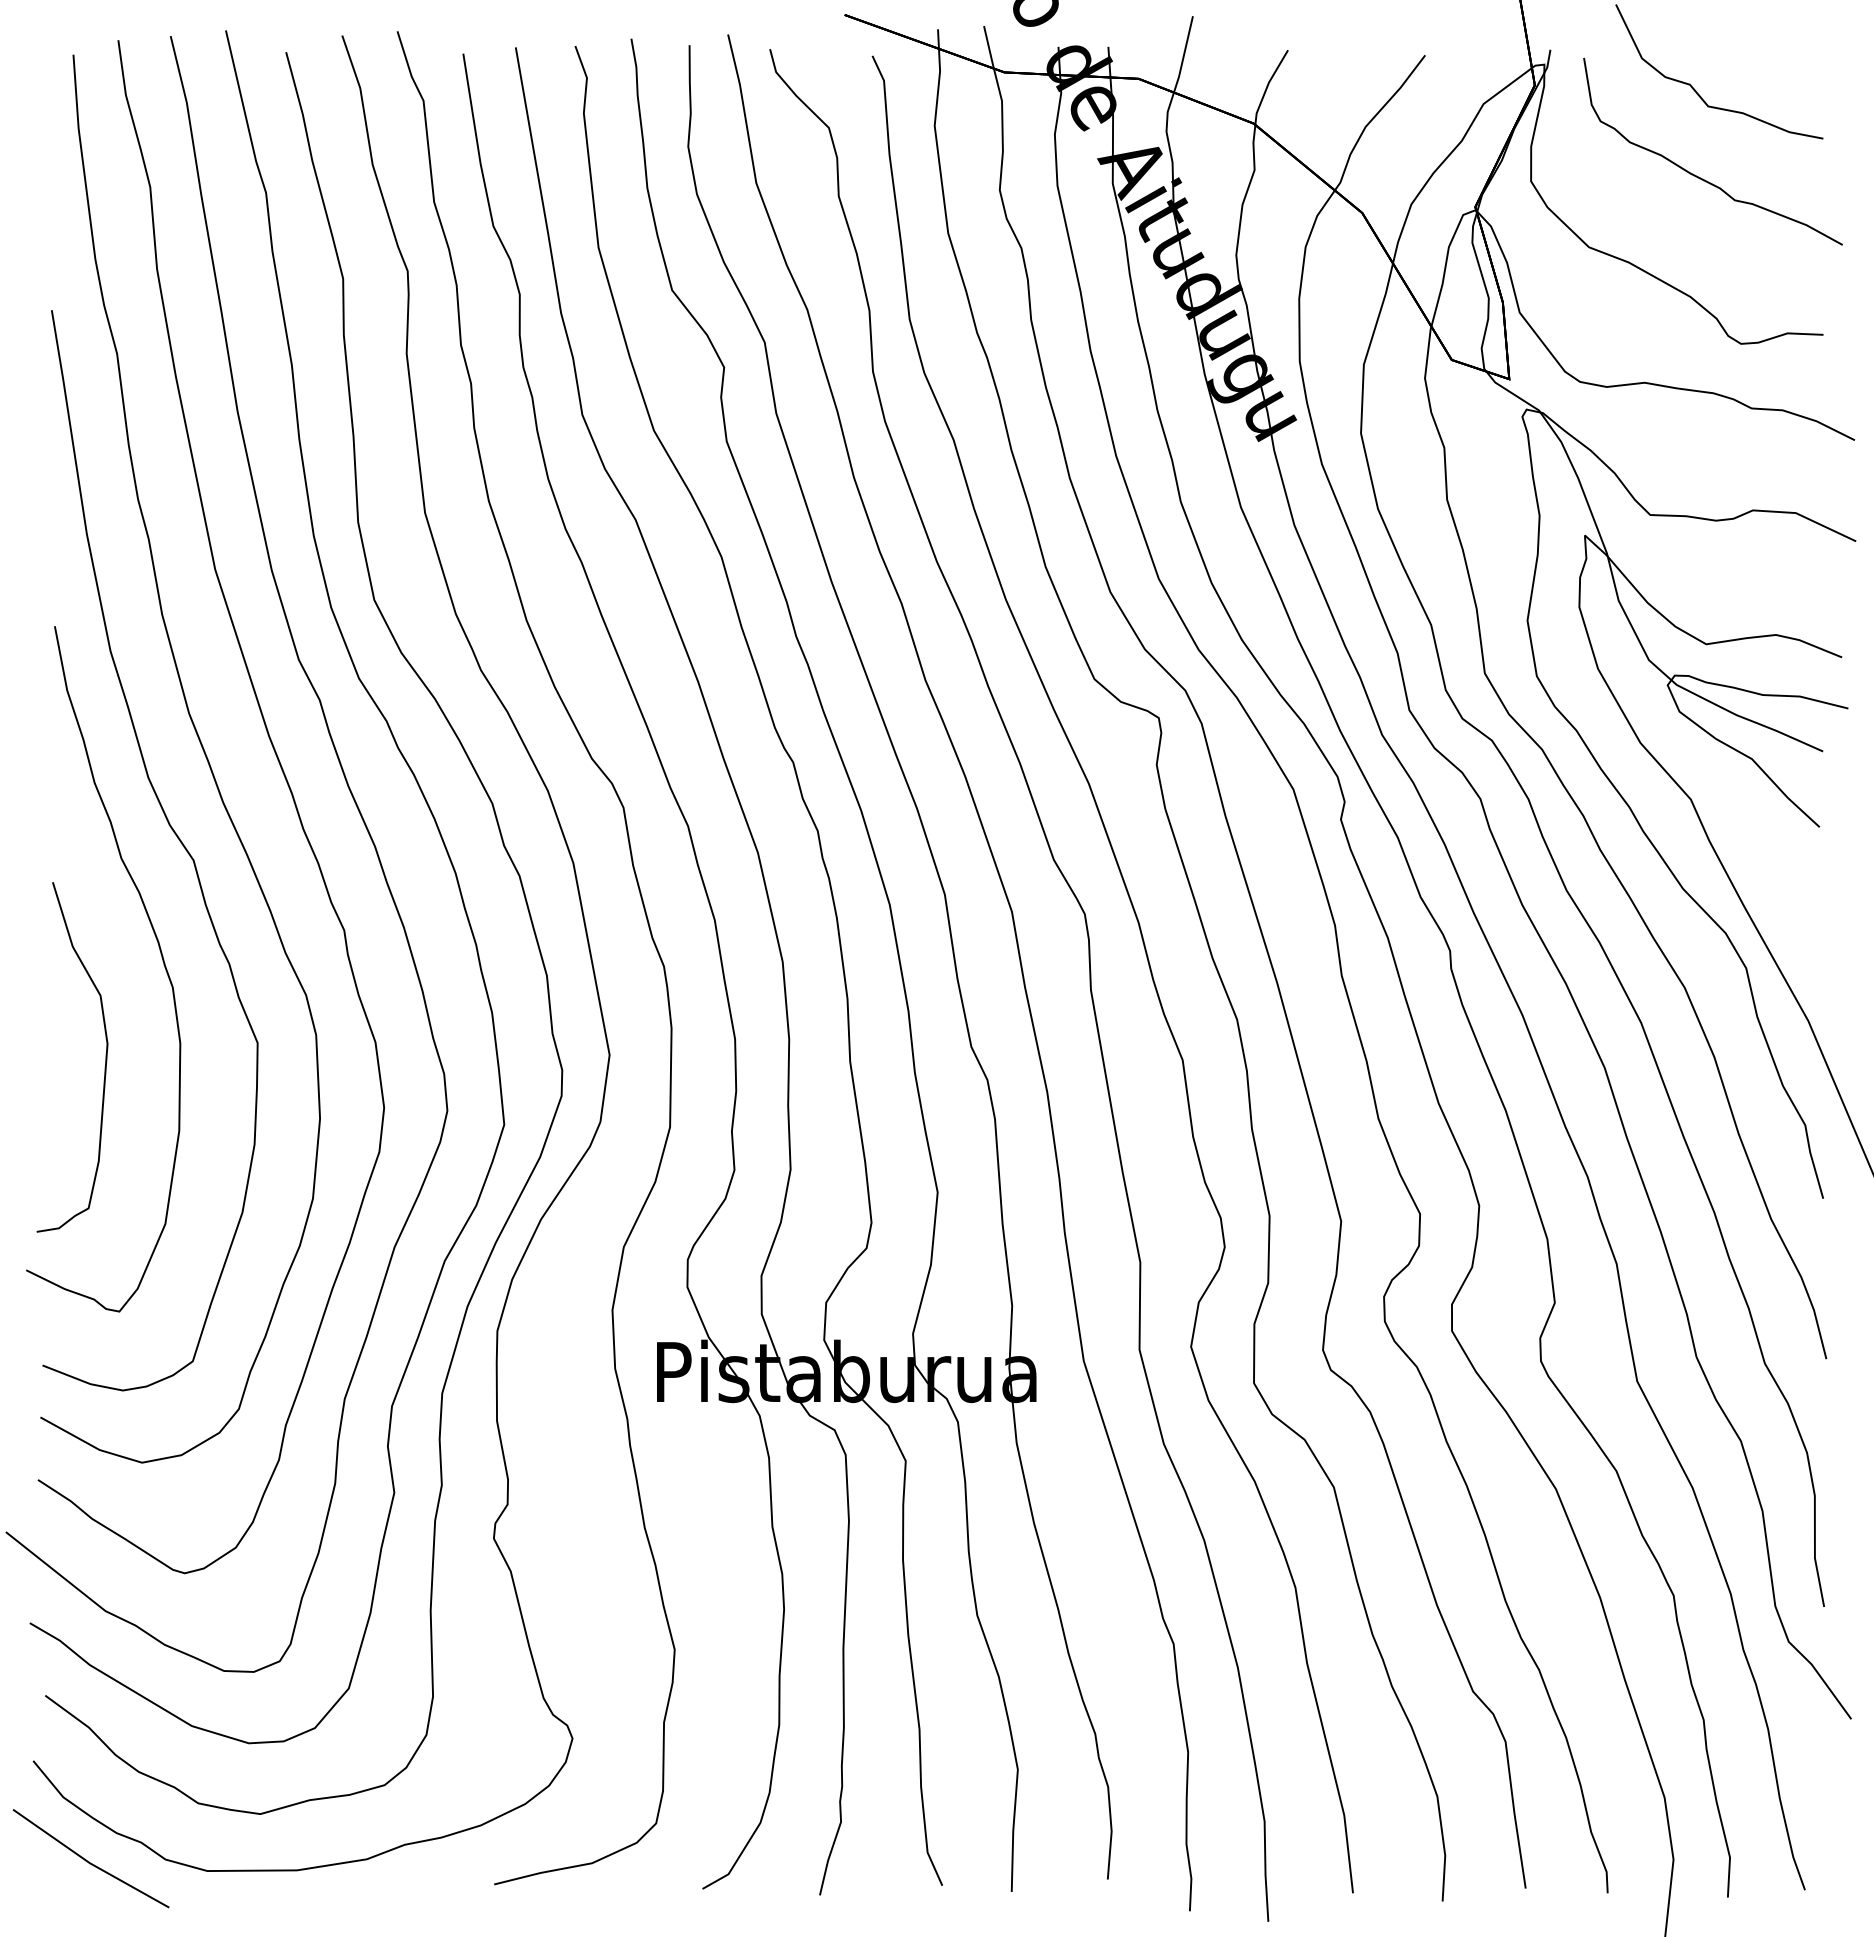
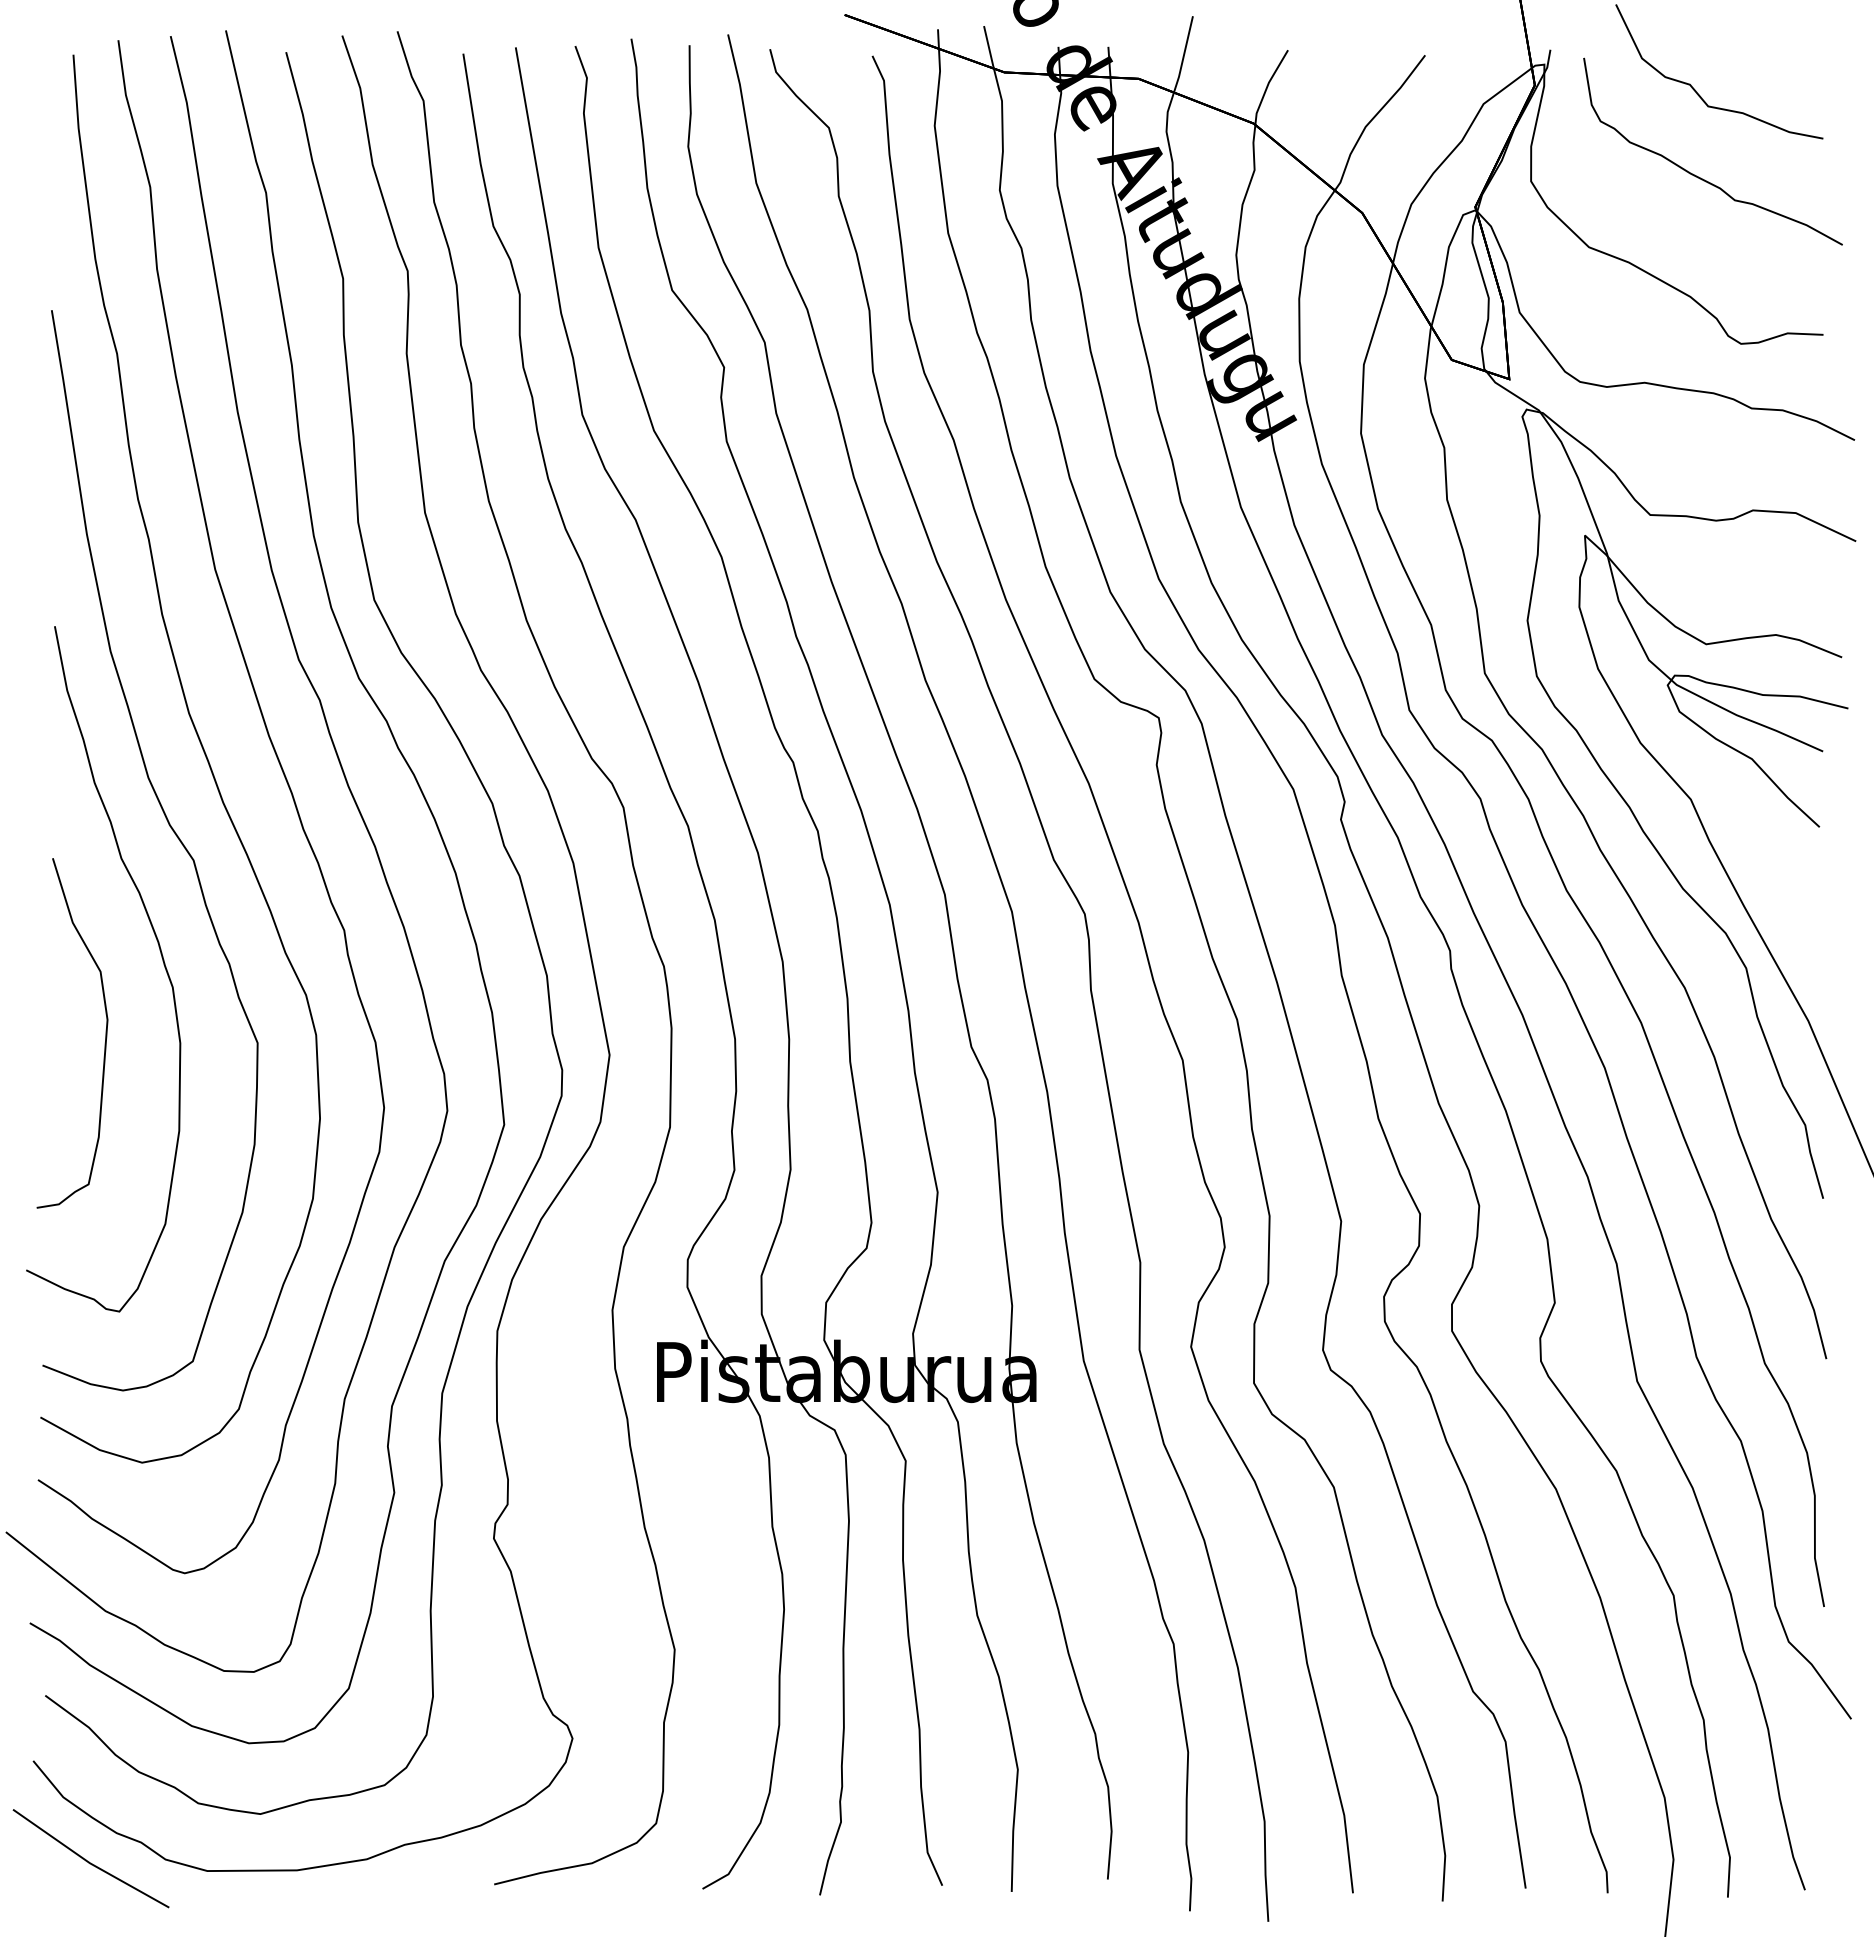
curve position: (105, 1057) -> (105, 1033) (105, 1033)
